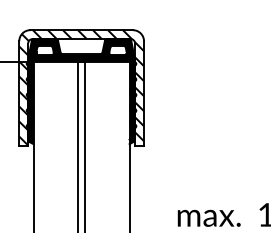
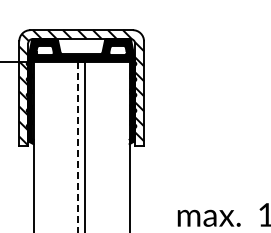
line: solid -> dashed (78, 147)
